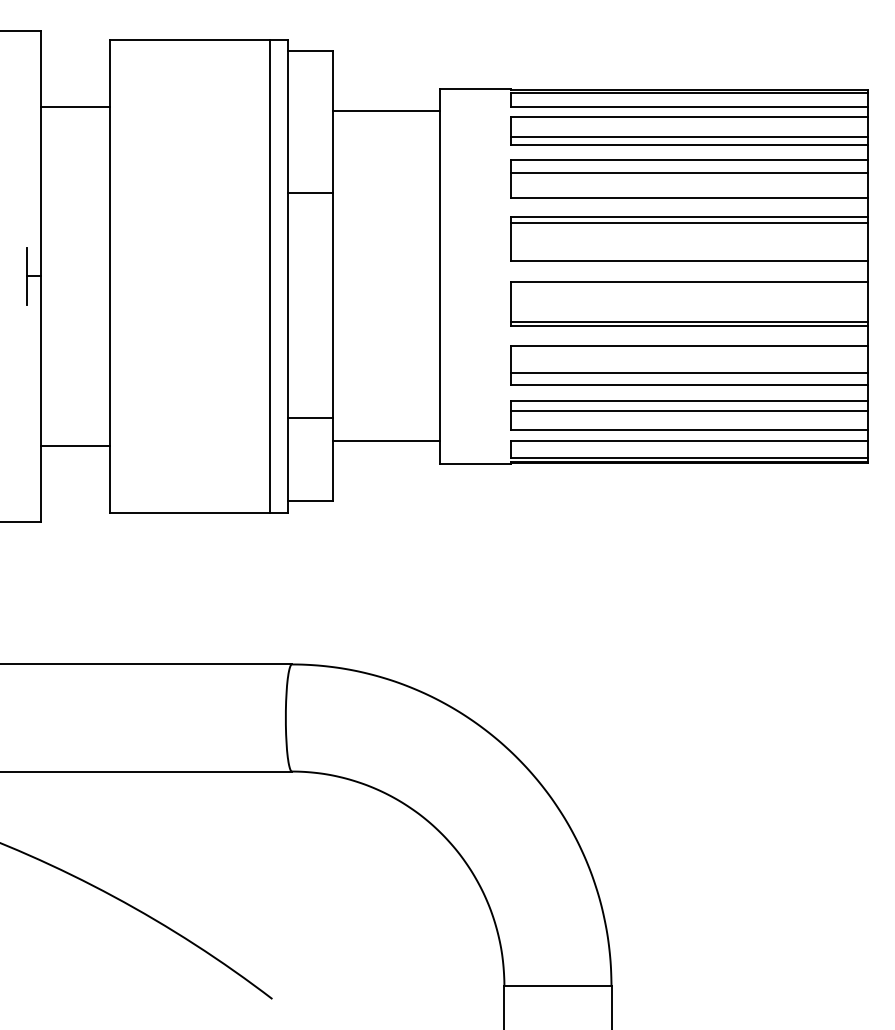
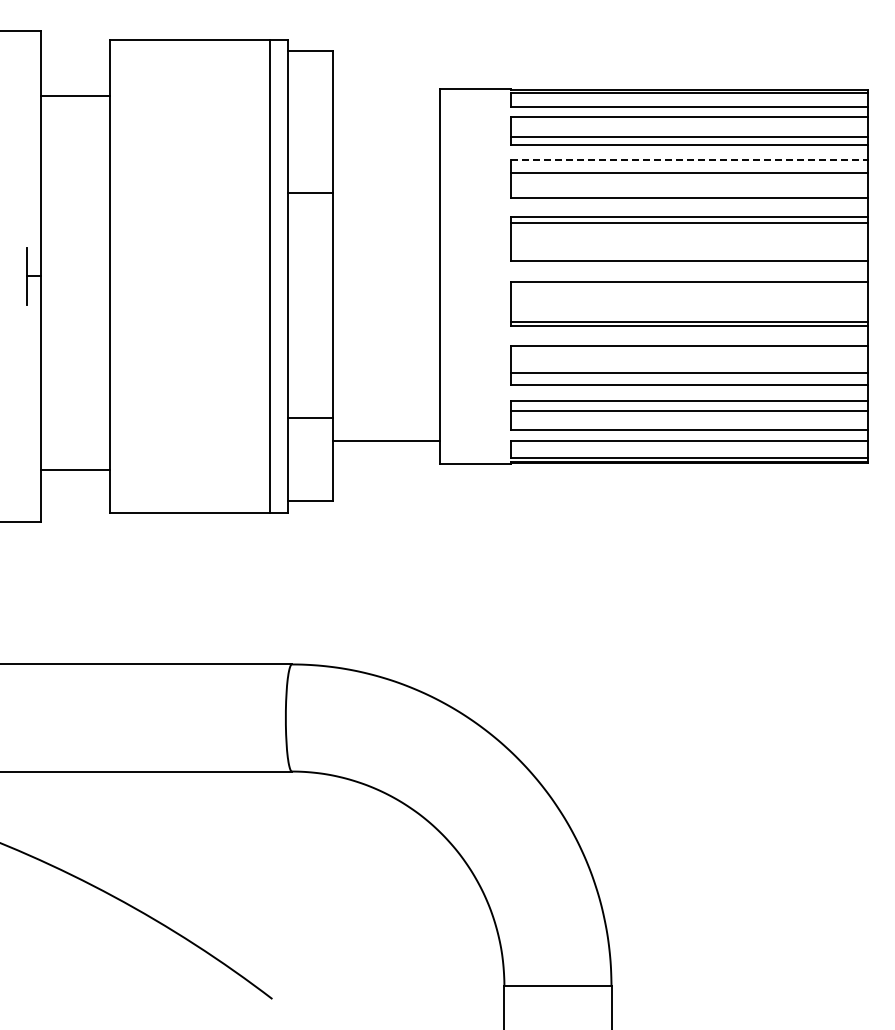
line position: (75, 106) -> (75, 95) (75, 95)
line: present -> none (385, 111)
line: solid -> dashed (690, 160)
line position: (75, 445) -> (75, 469) (75, 469)
